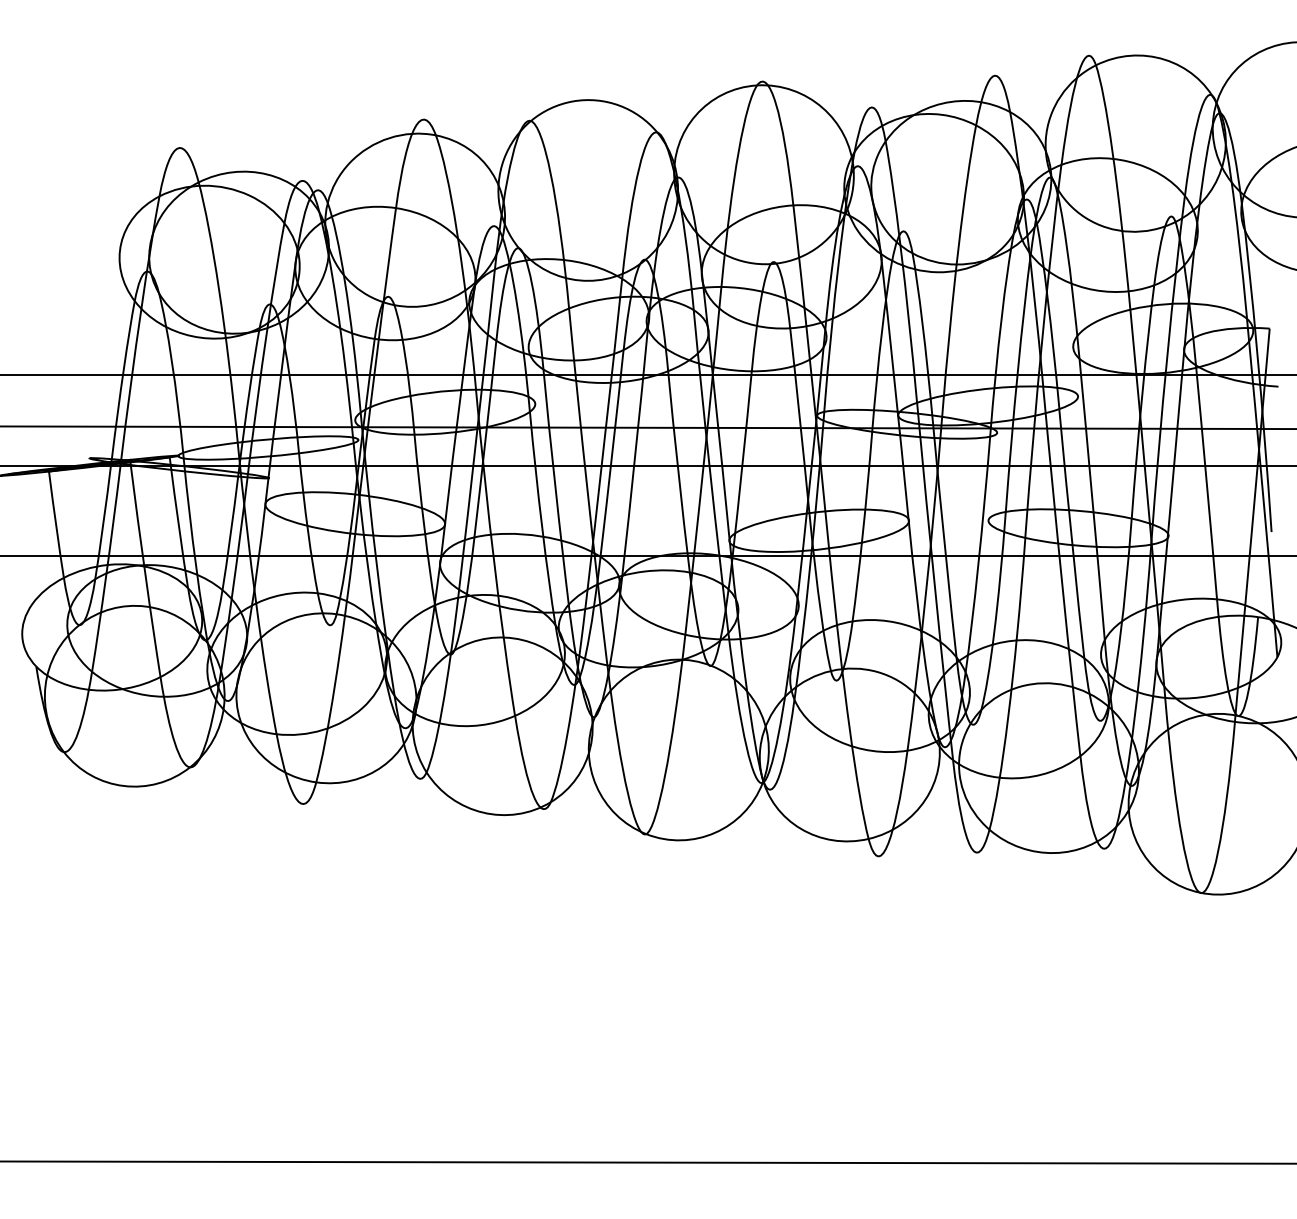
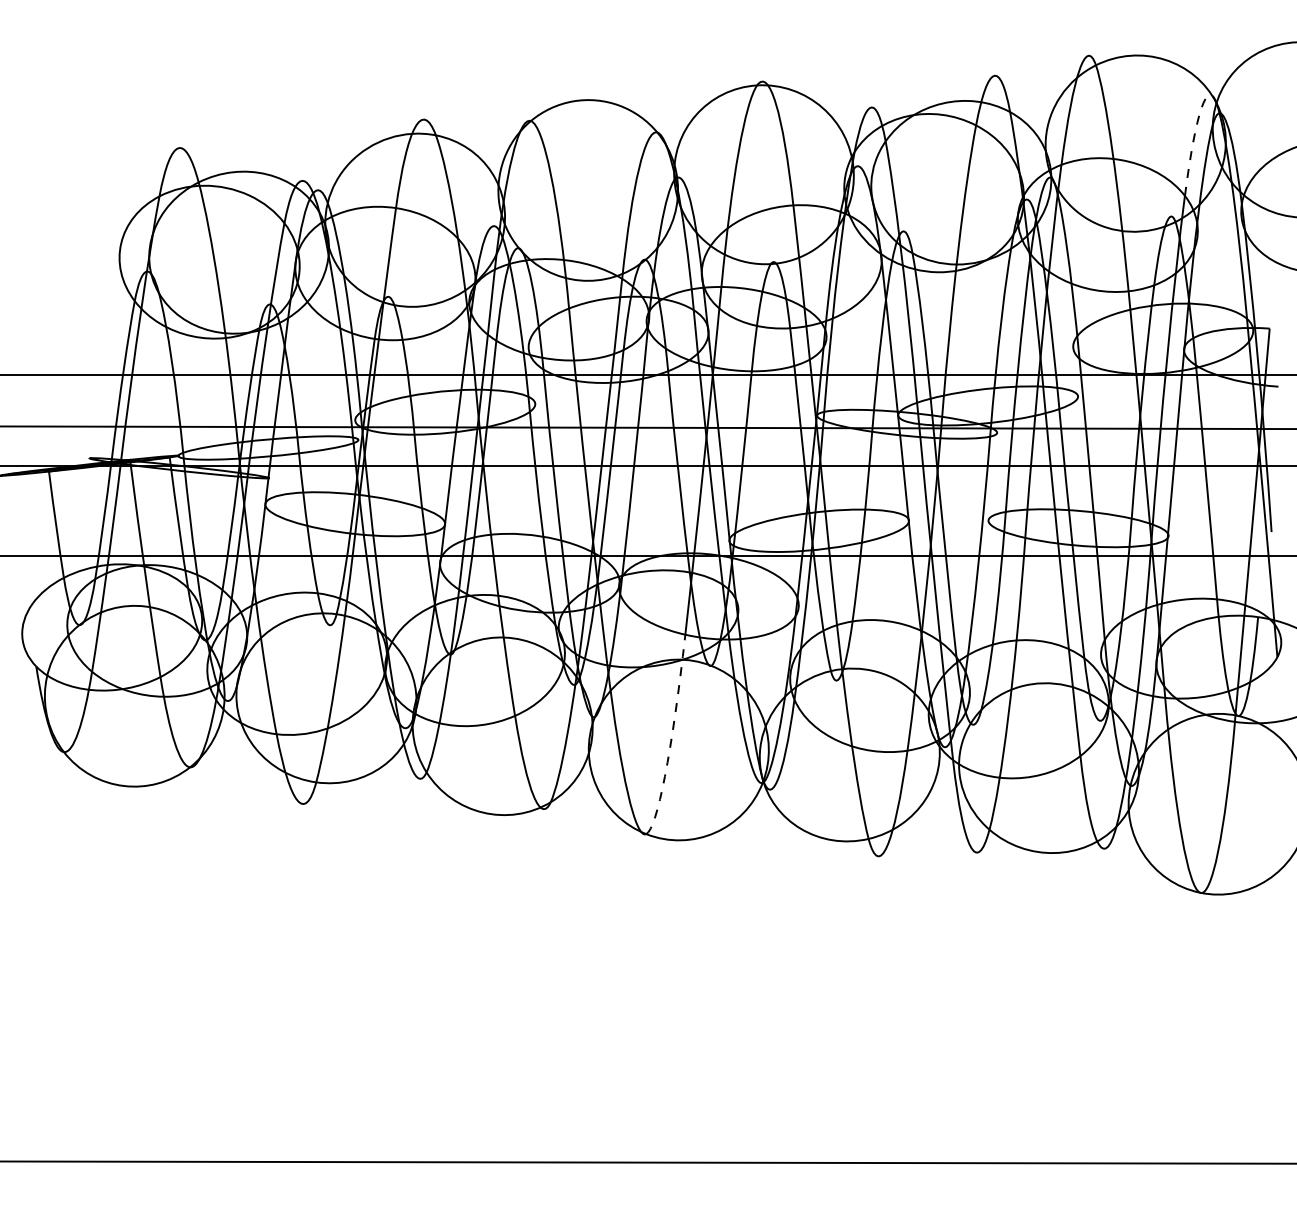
arc: solid -> dashed (1195, 132)
arc: solid -> dashed (671, 740)
